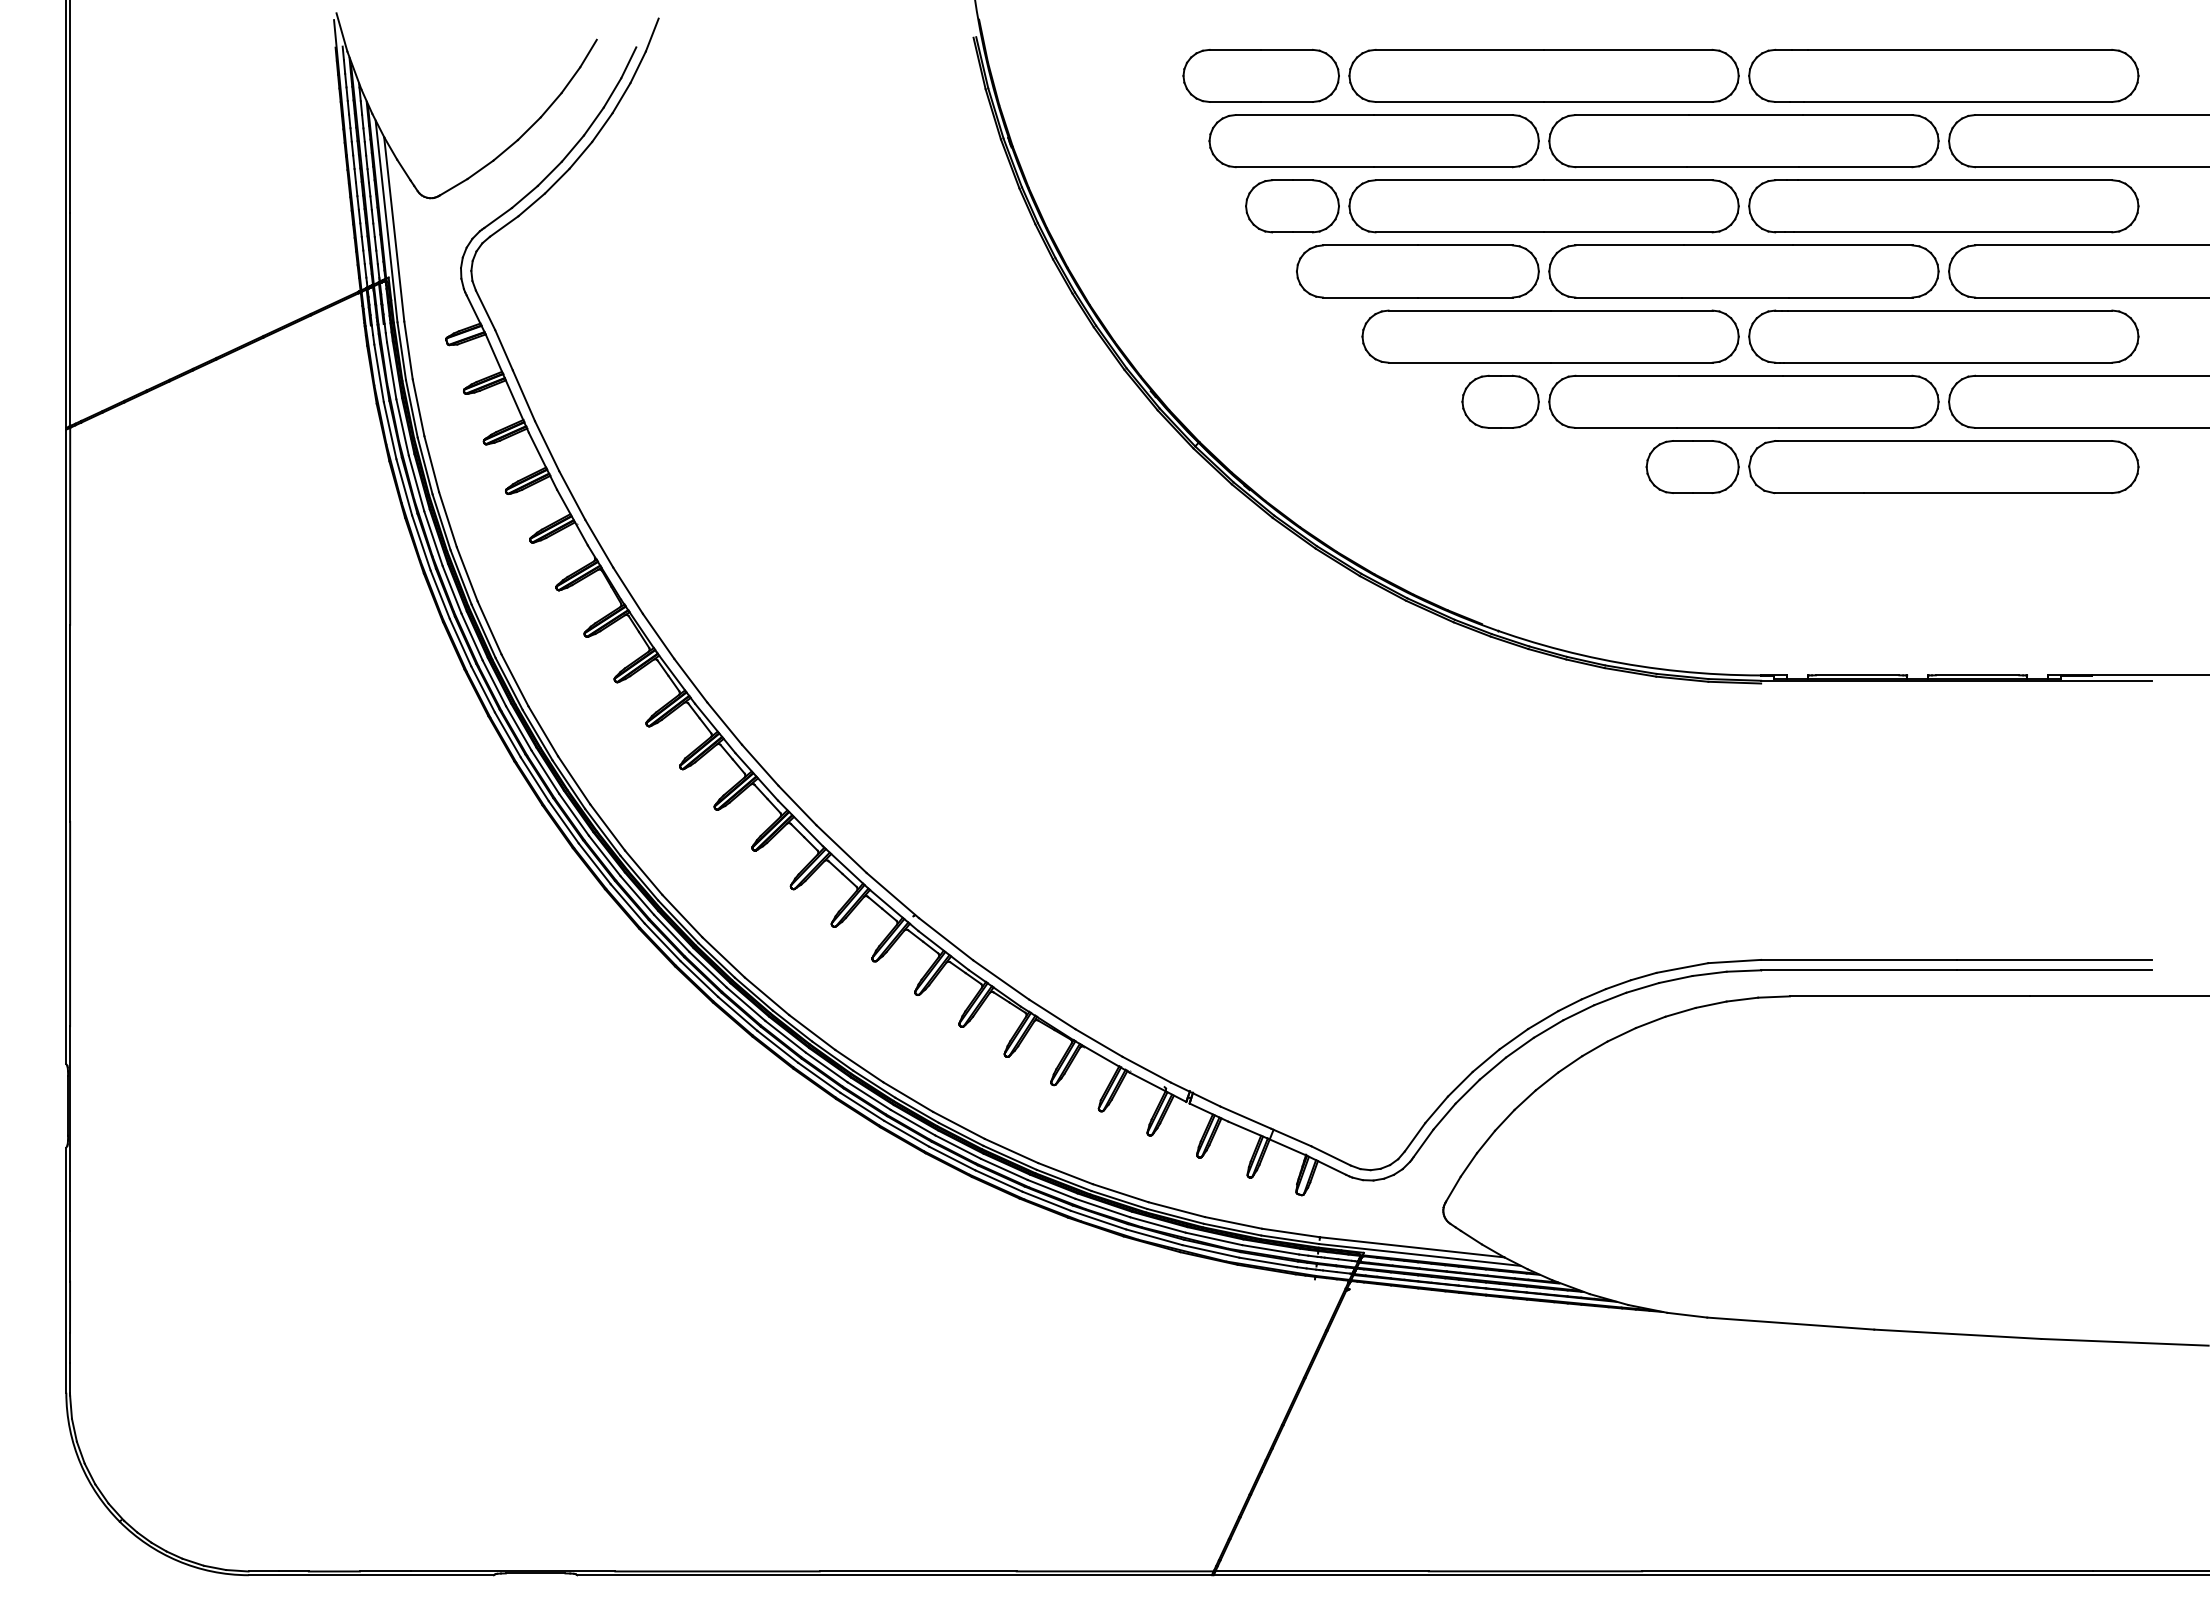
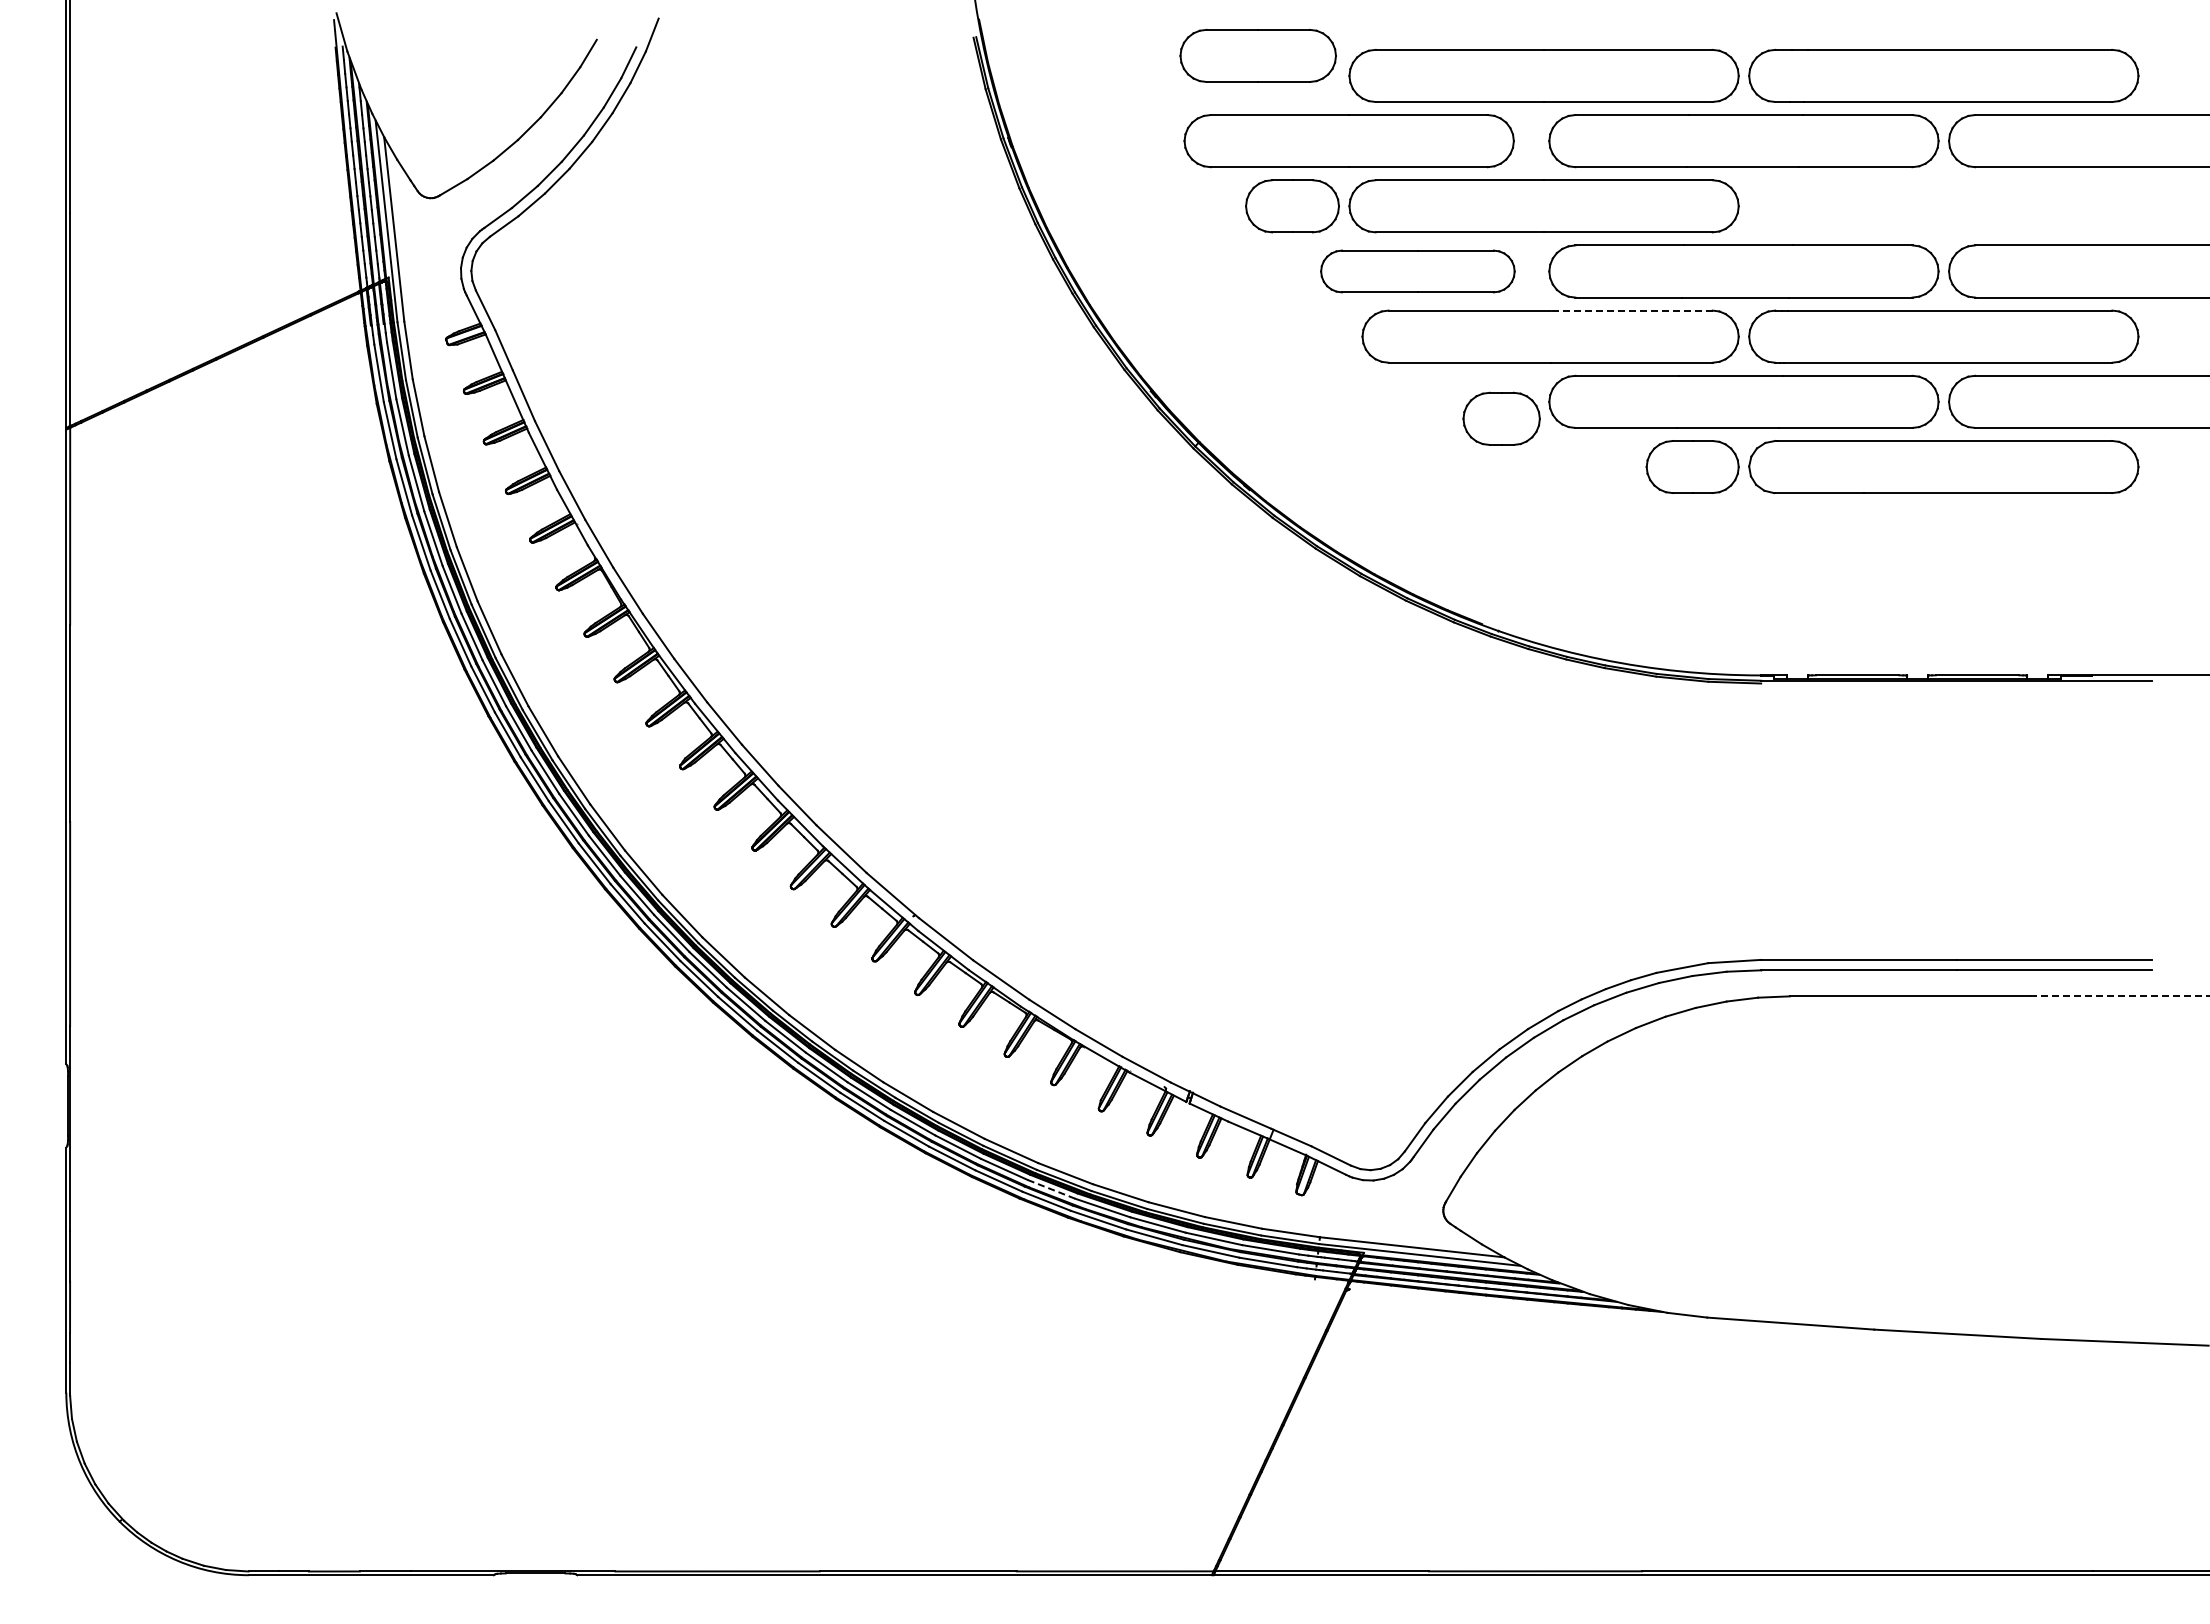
part position: (1260, 75) -> (1257, 55) (1257, 55)
part position: (1373, 141) -> (1348, 141) (1348, 141)
part: present -> none (1943, 206)
part size: 244x55 px -> 196x45 px (1417, 271)
line: solid -> dashed (1631, 310)
part position: (1500, 401) -> (1501, 418) (1501, 418)
line: solid -> dashed (2119, 996)
line: solid -> dashed (1051, 1189)
